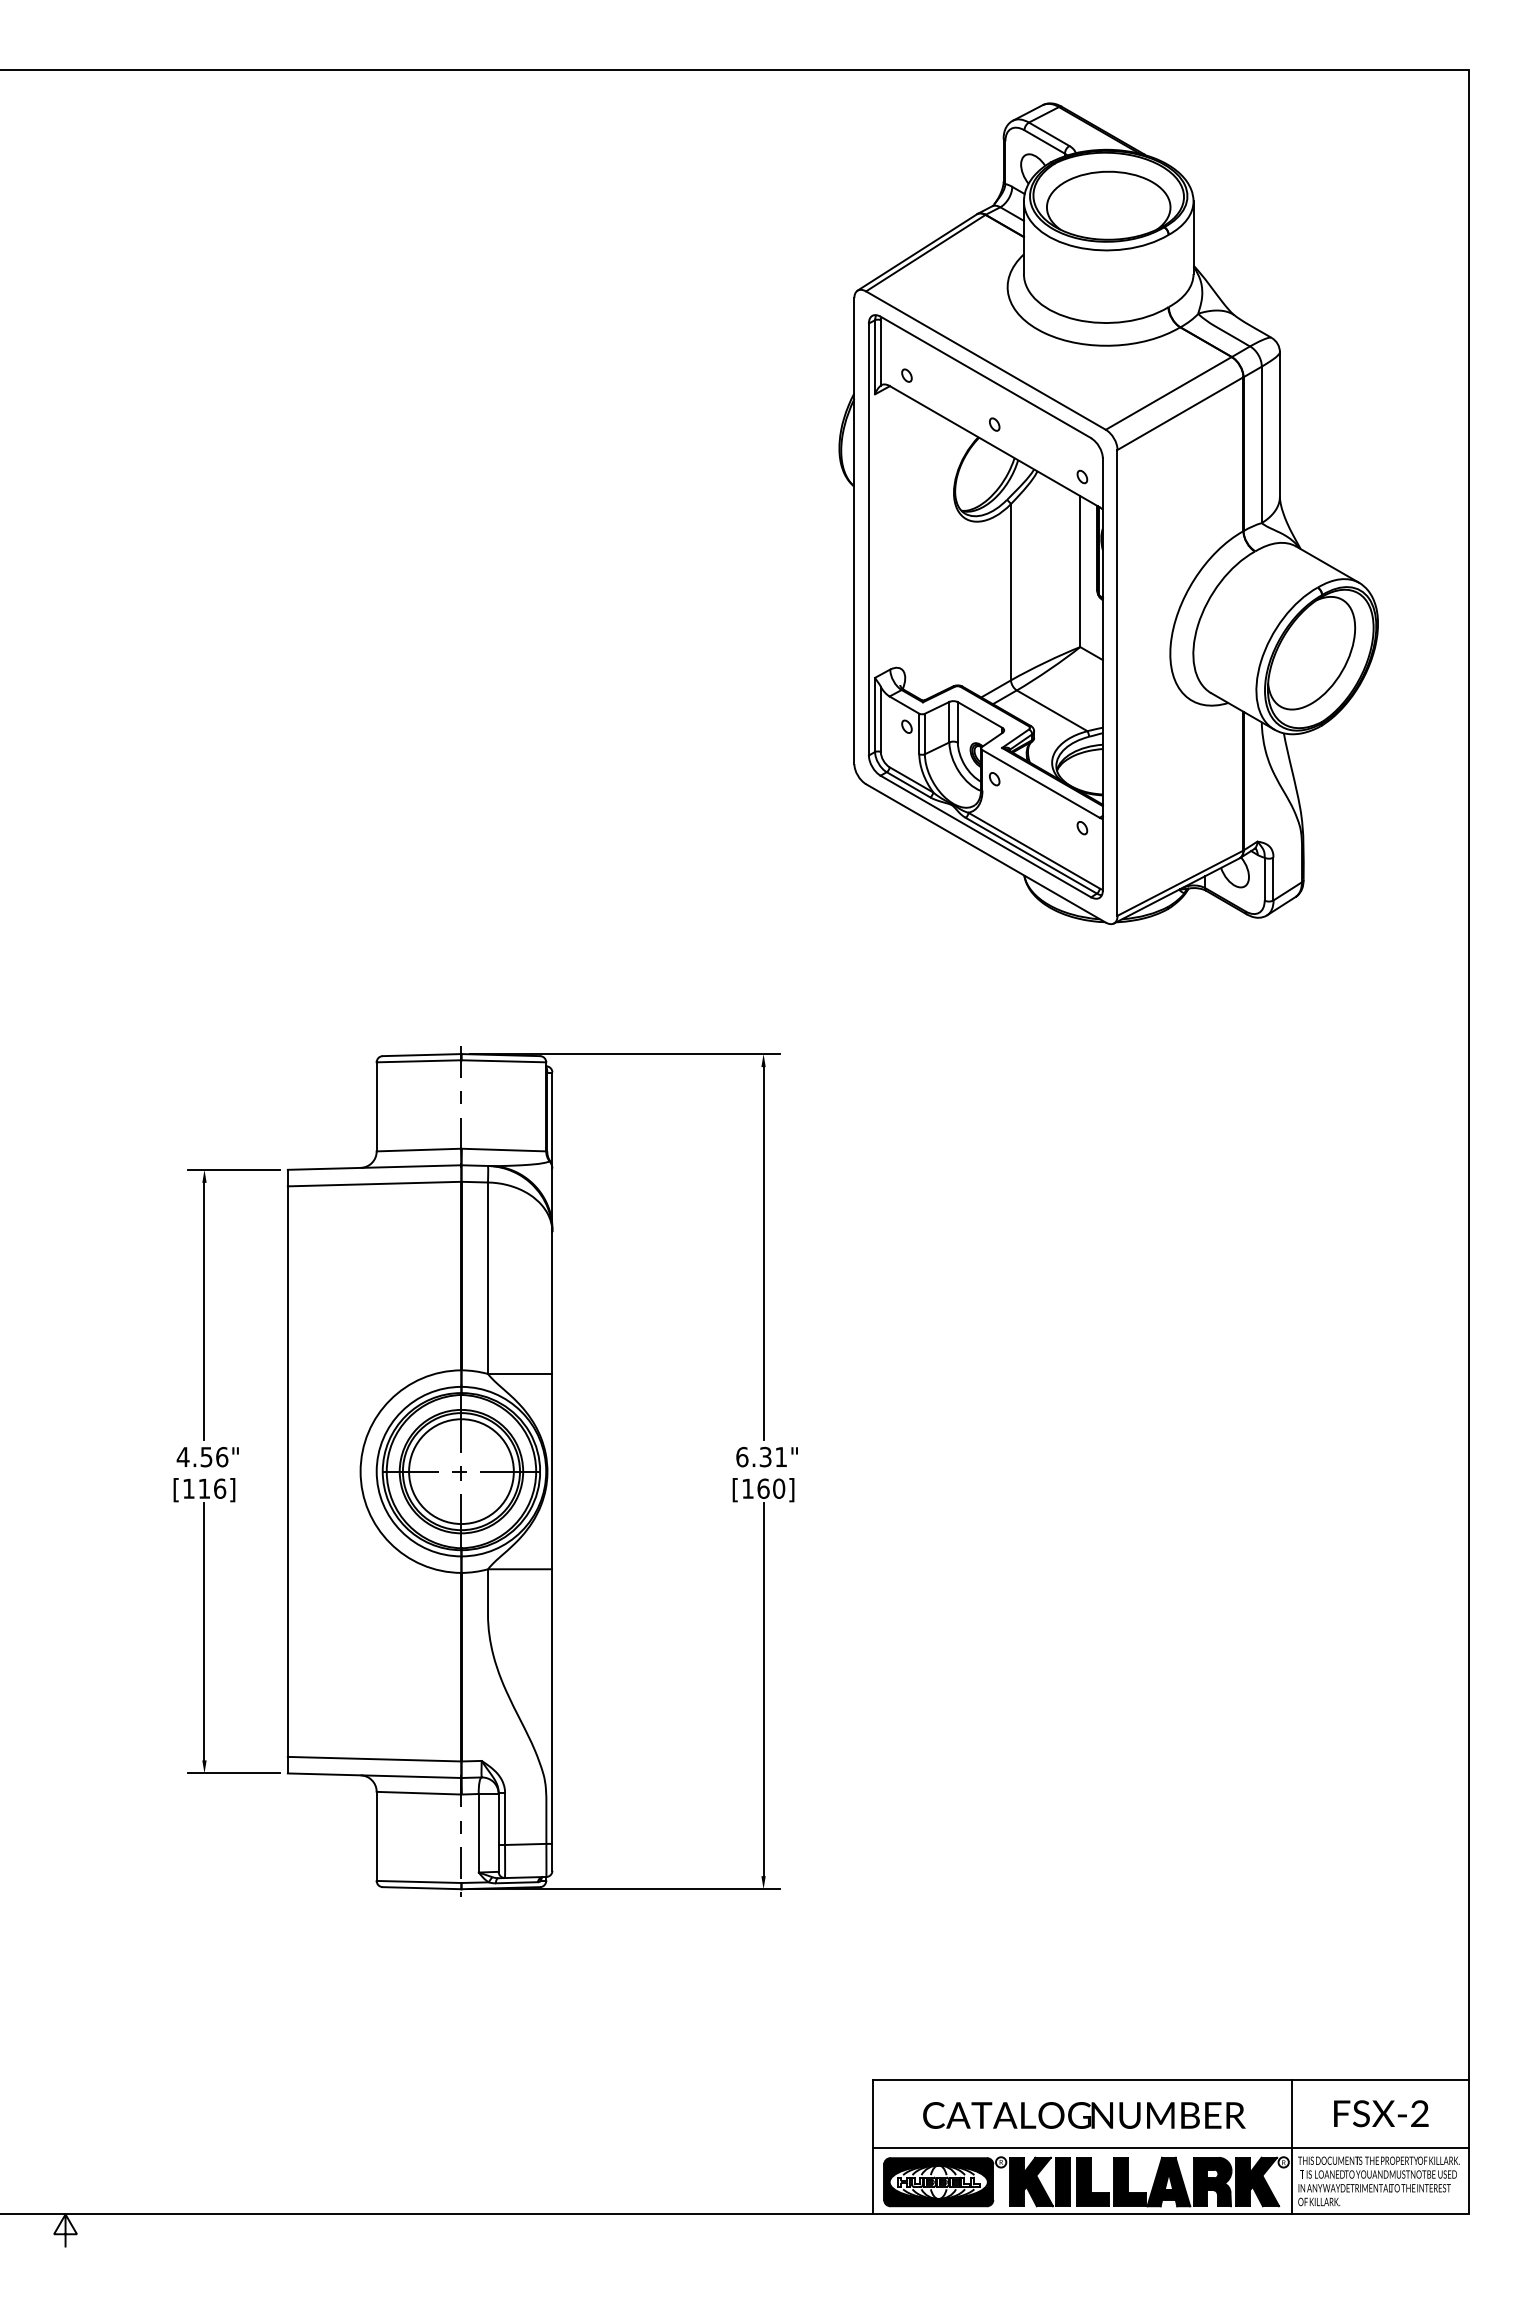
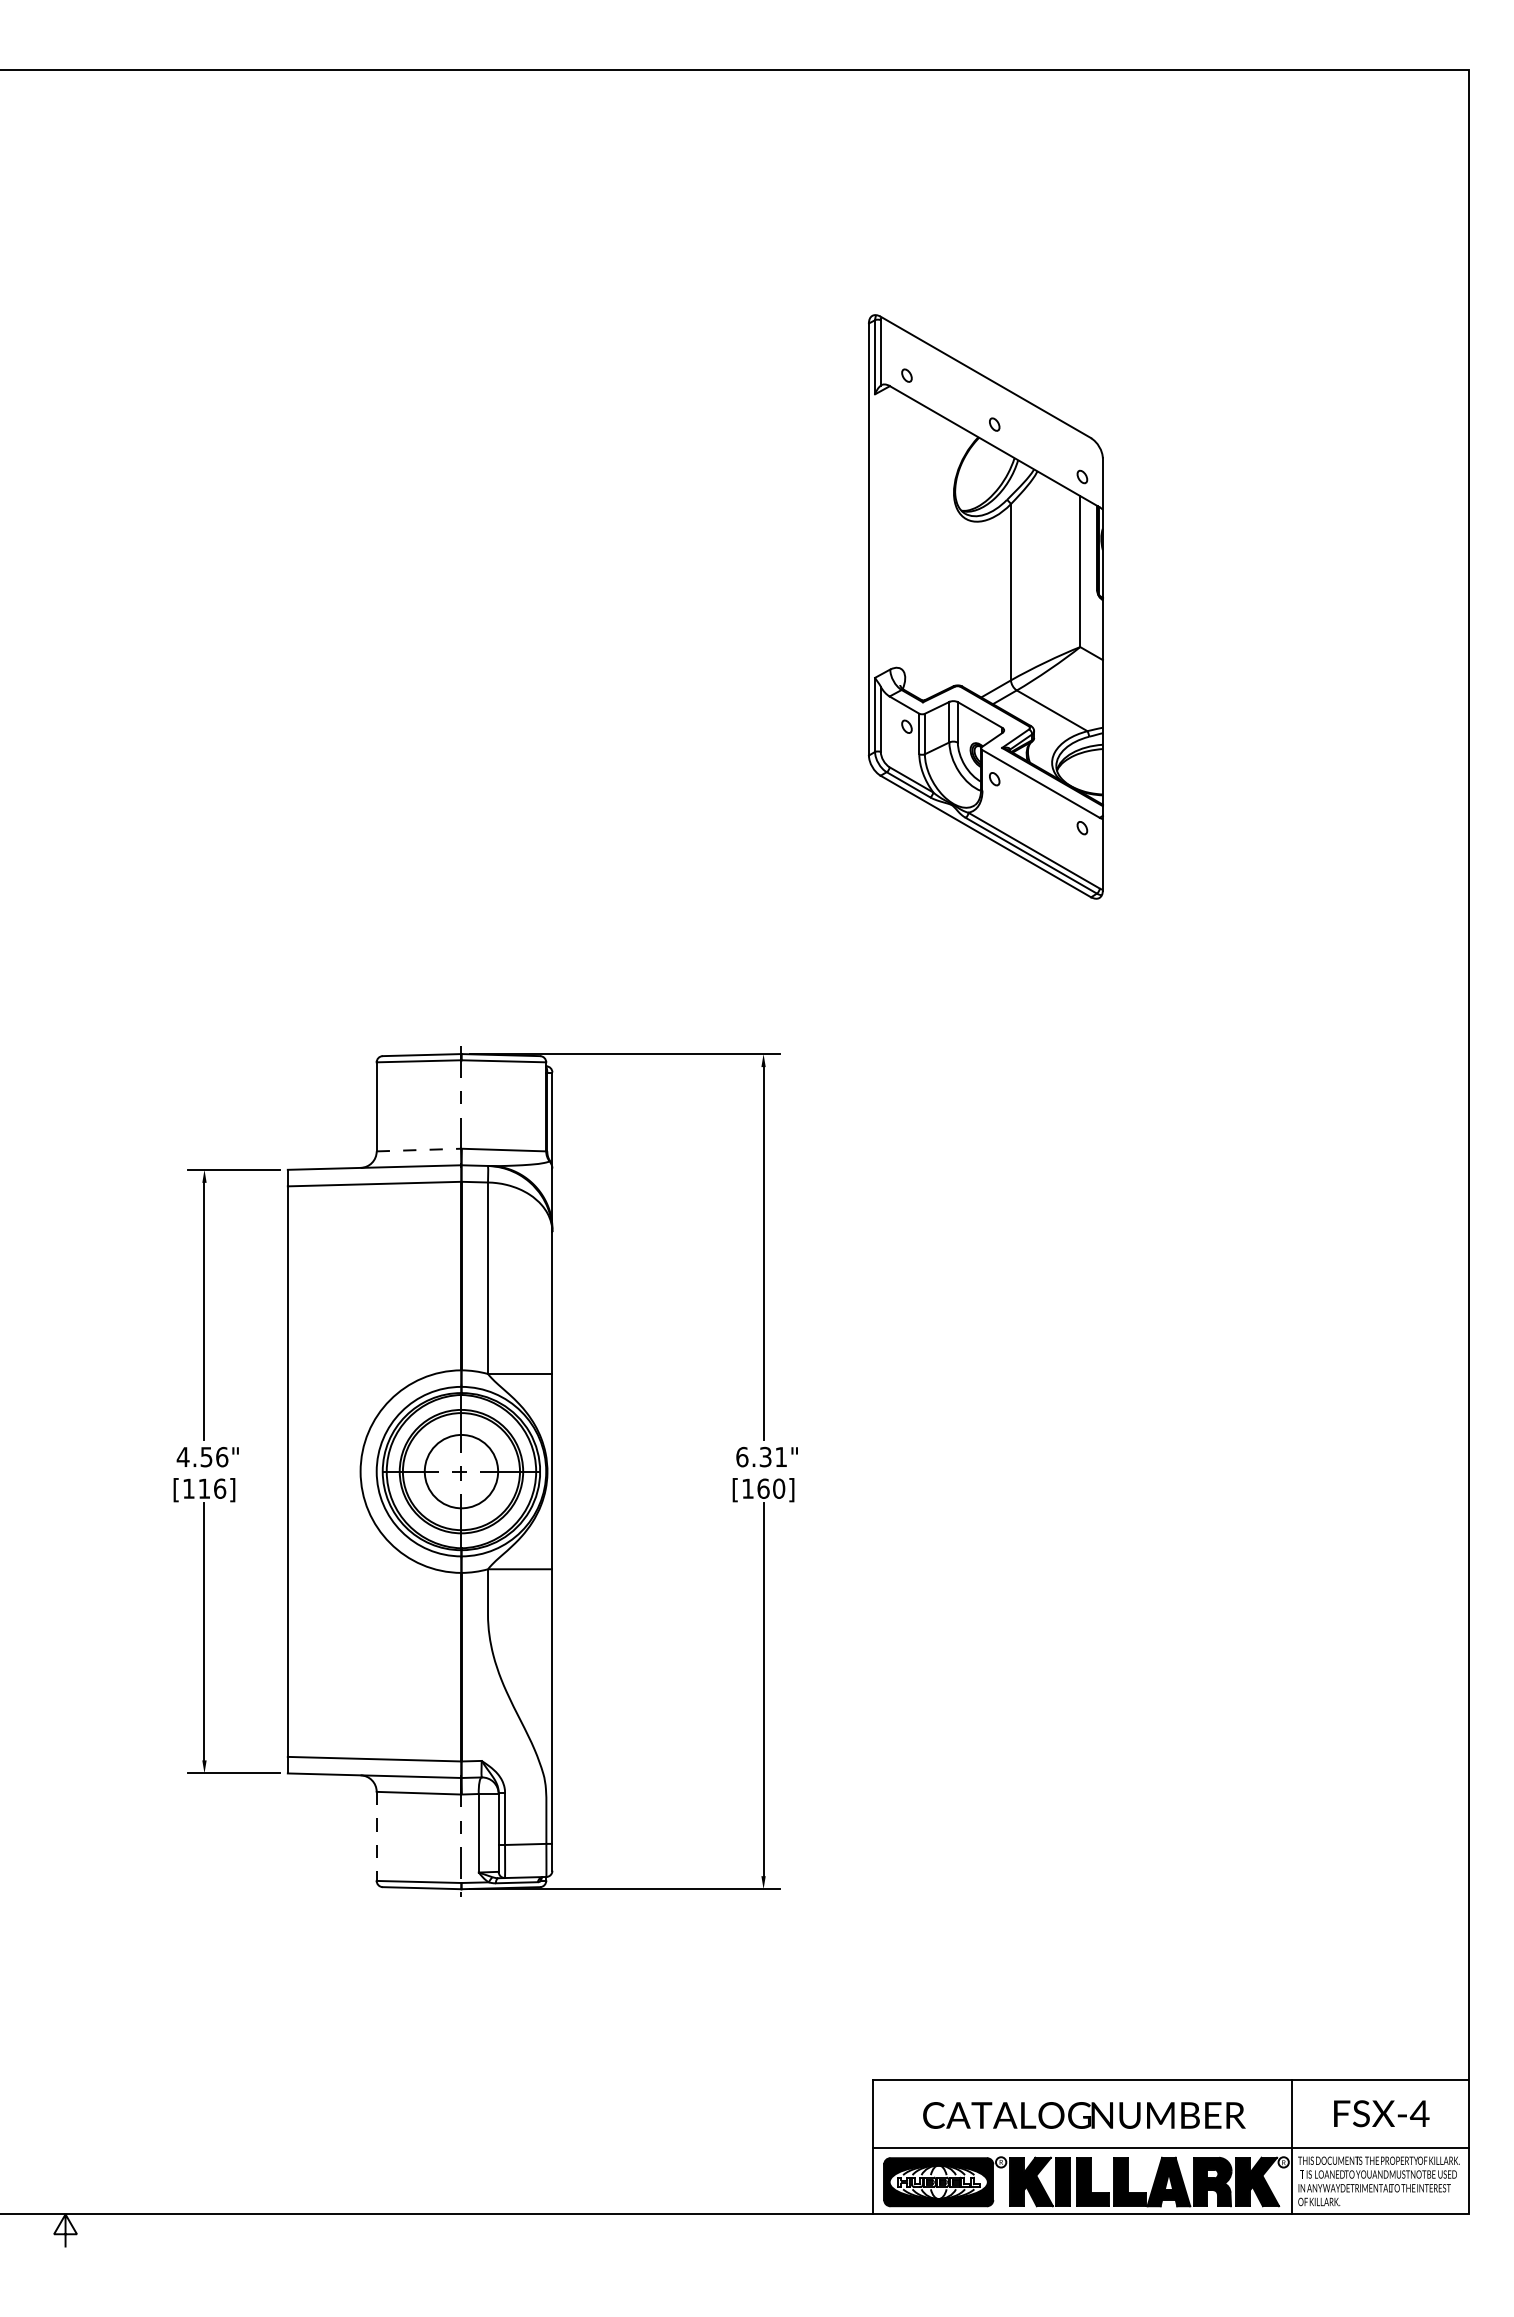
part: present -> none (1108, 513)
line: solid -> dashed (419, 1150)
circle diameter: 105 px -> 73 px (461, 1471)
line: solid -> dashed (376, 1836)
text: FSX-2 -> FSX-4 (1419, 2113)
